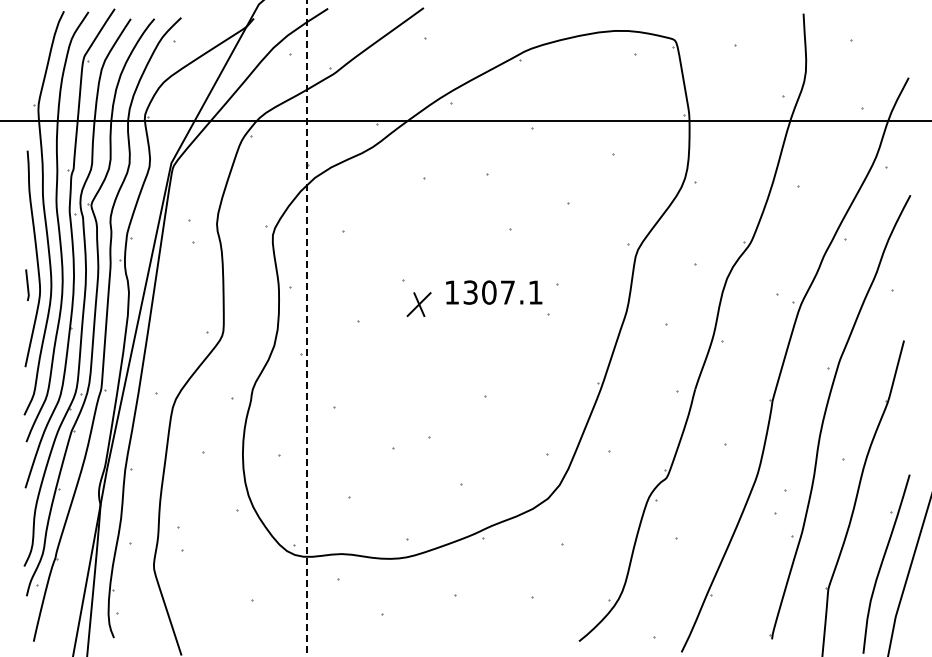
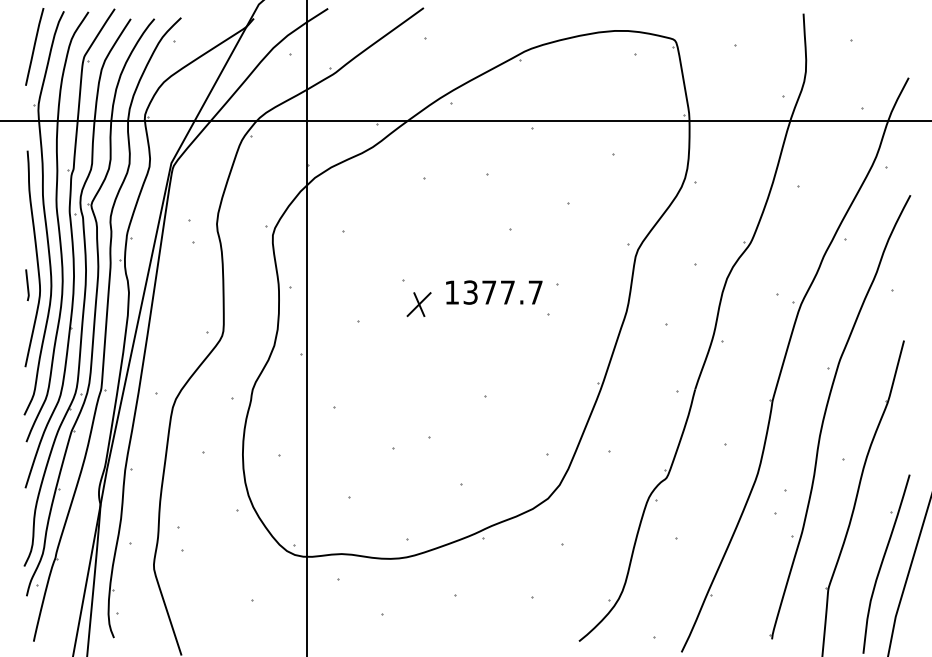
line: none -> present (34, 46)
text: 1307.1 -> 1377.7 (512, 292)
line: dashed -> solid (306, 328)
